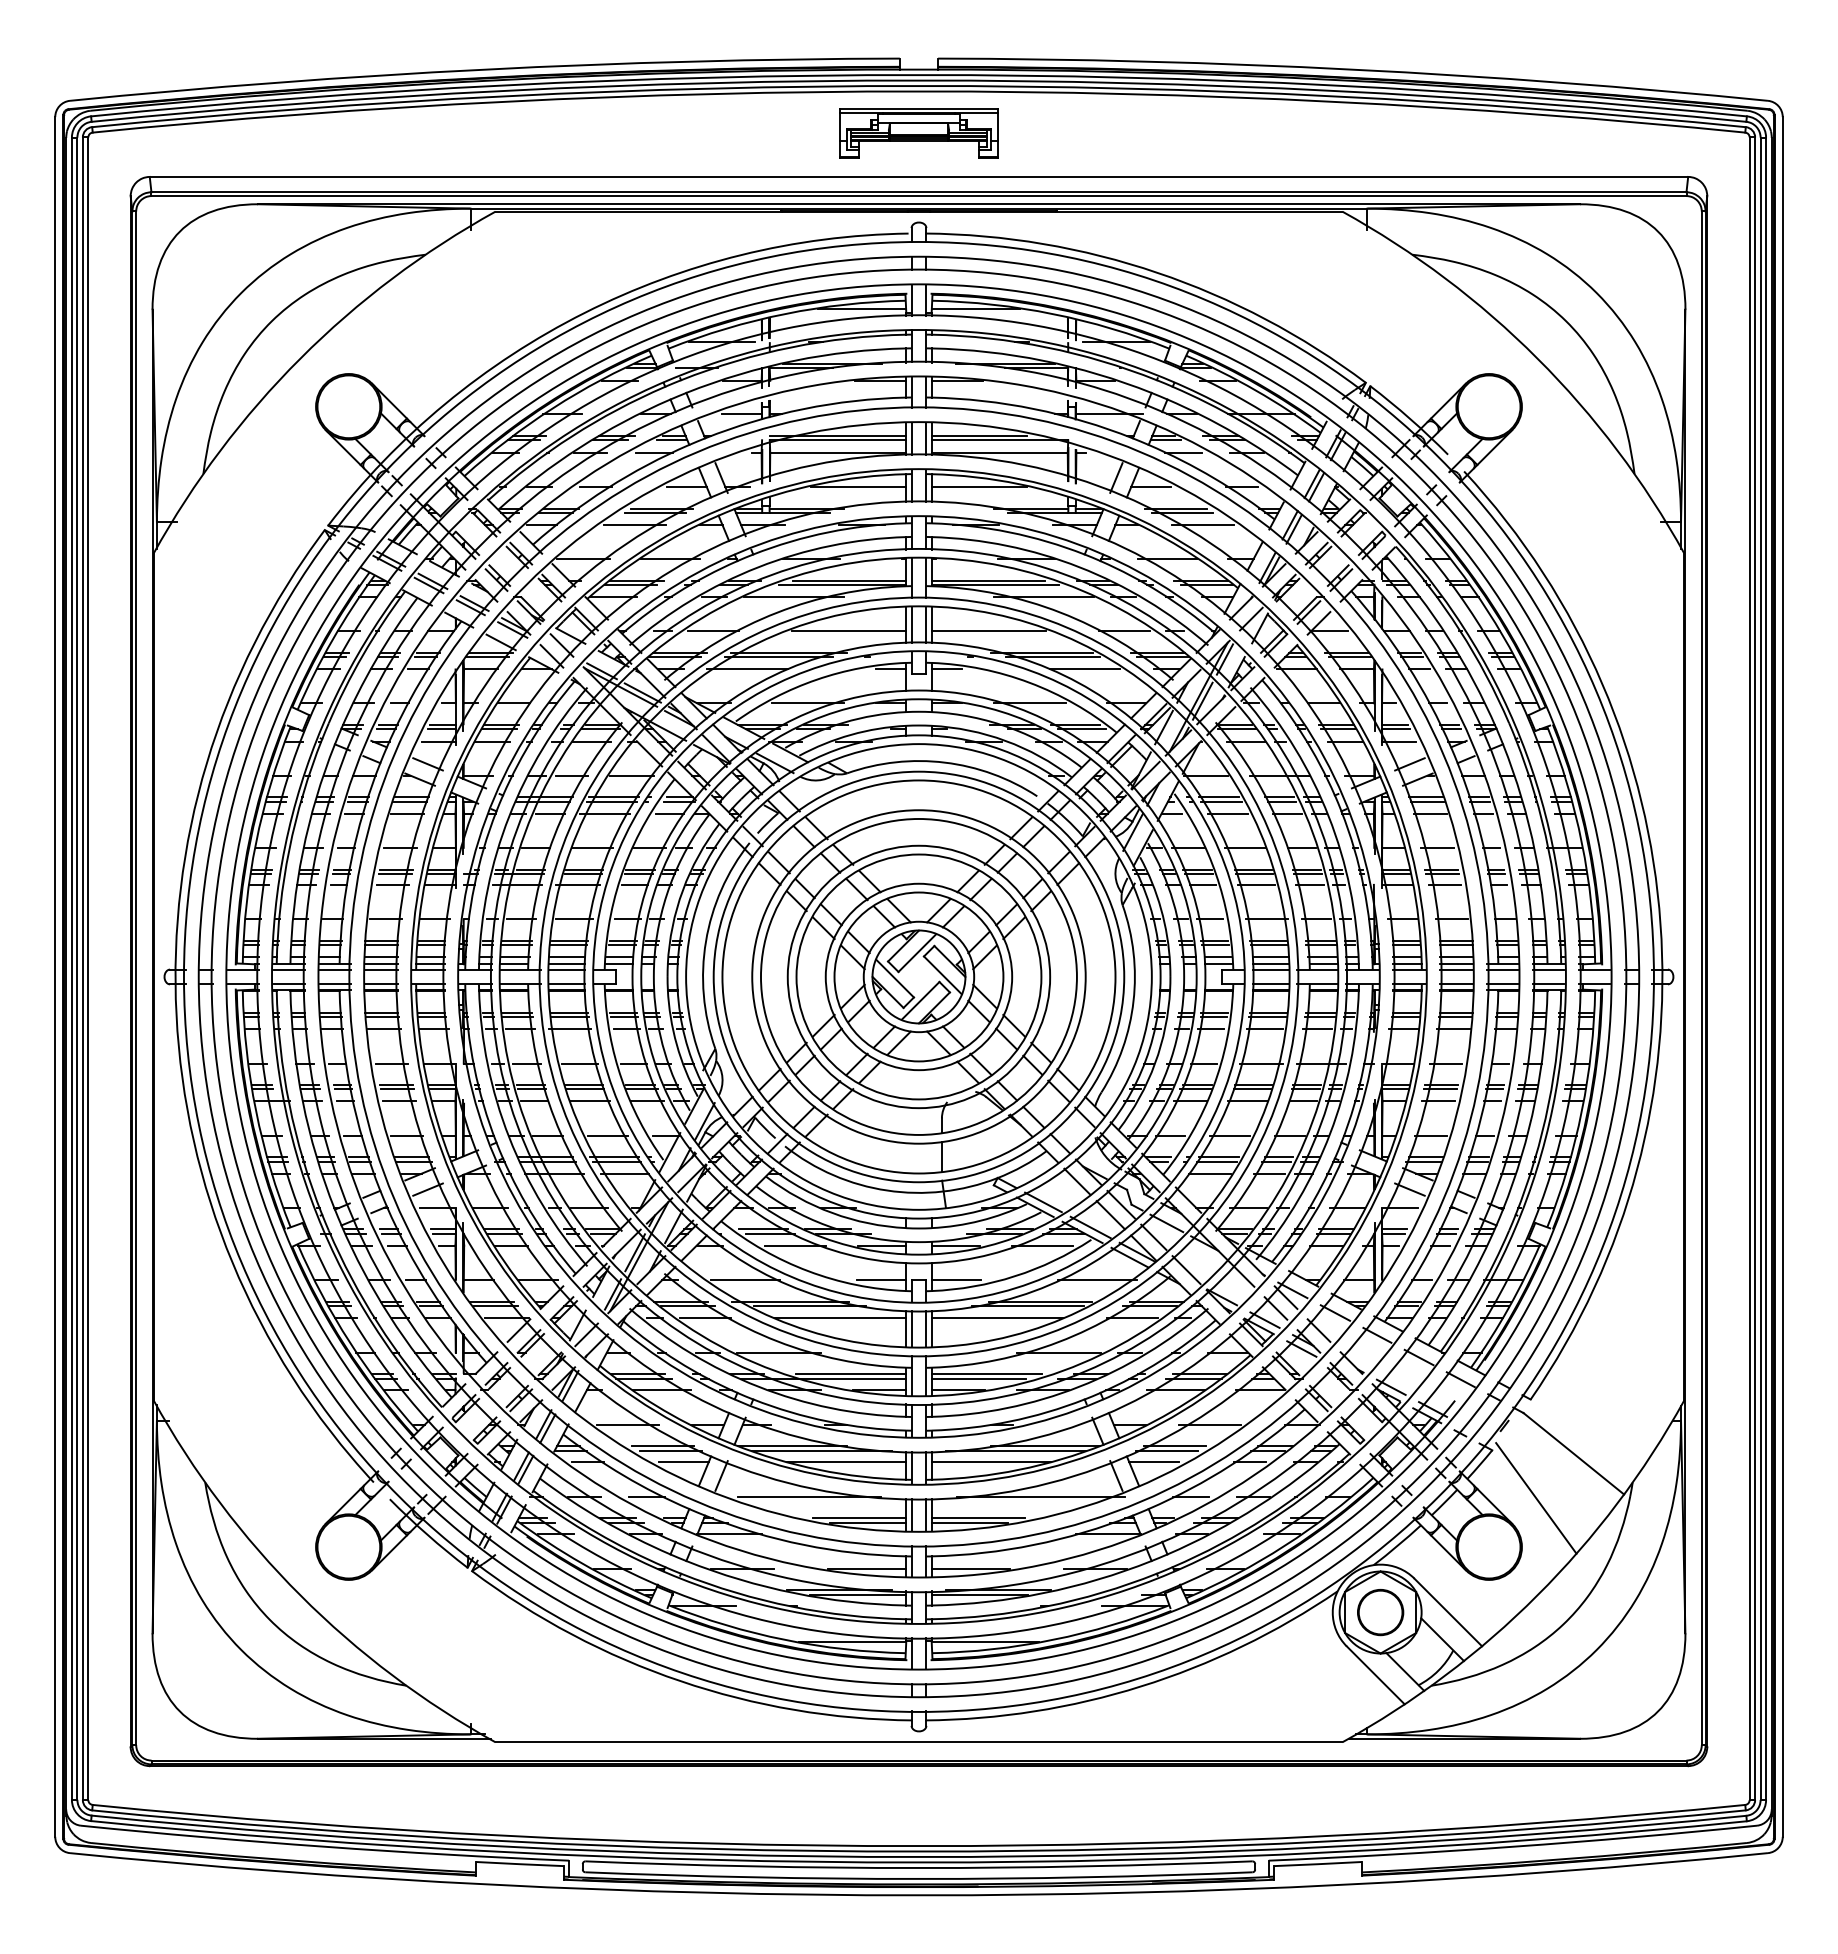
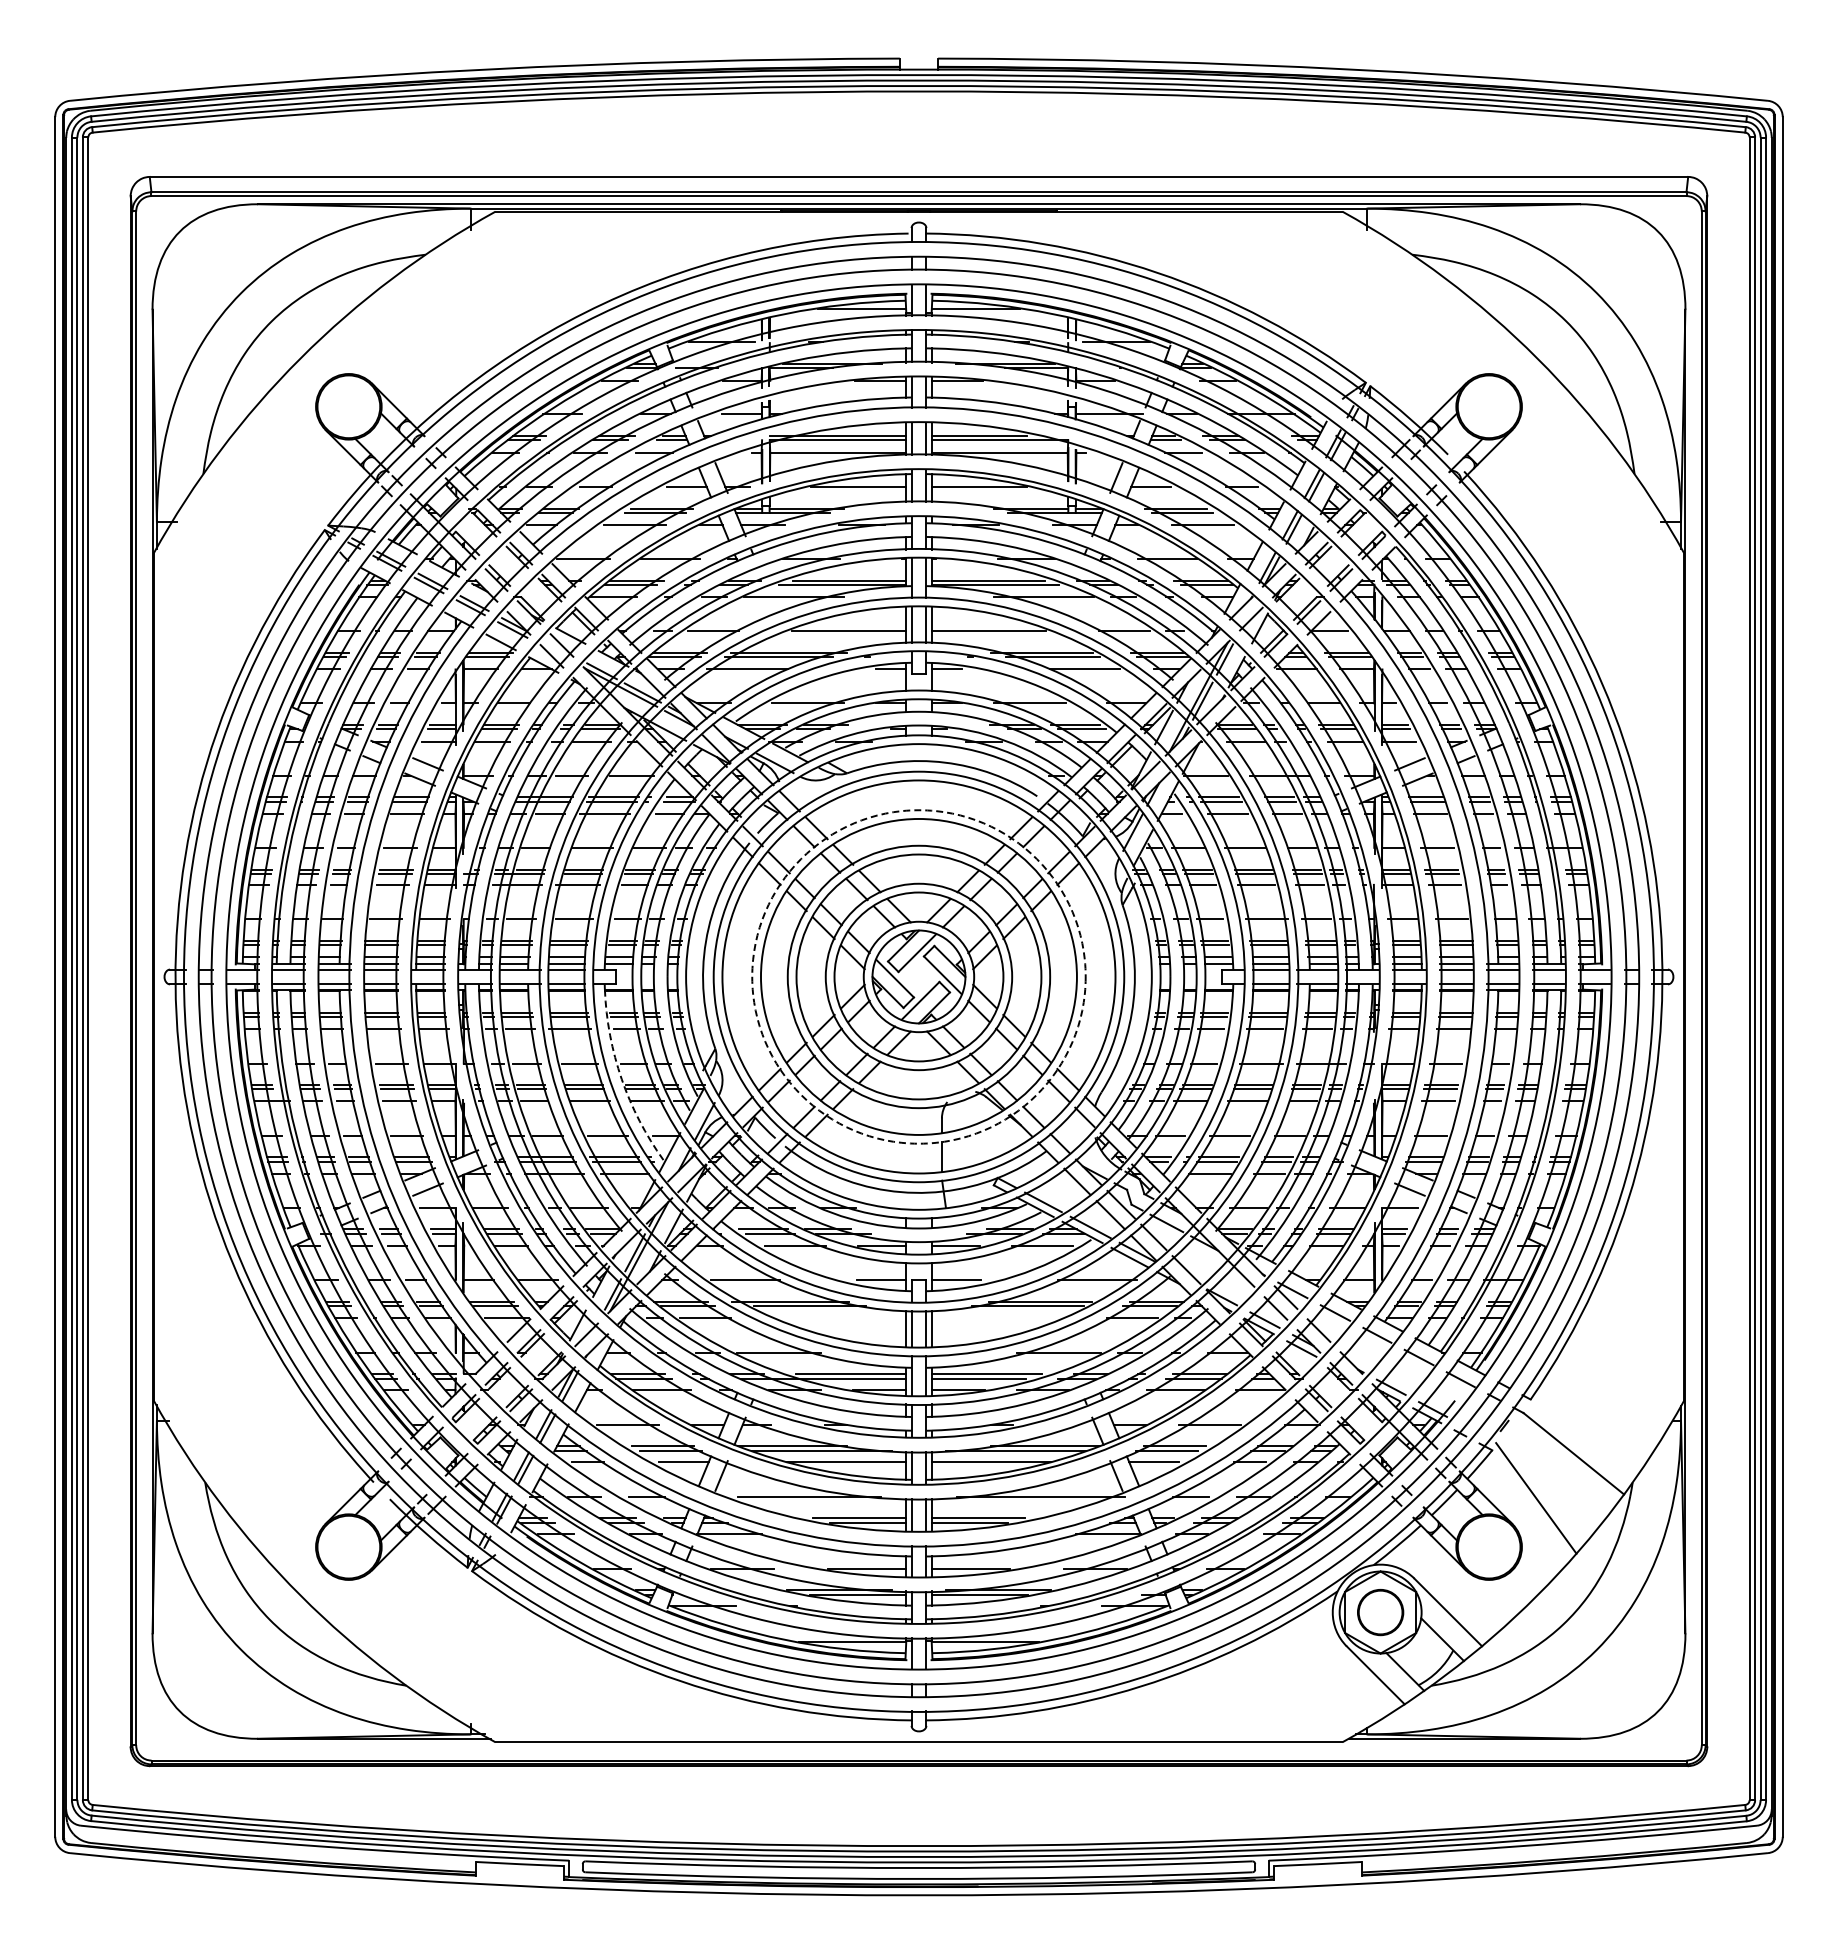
part: present -> none (918, 133)
circle: solid -> dashed (918, 976)
arc: solid -> dashed (621, 1079)
line: present -> none (840, 1317)
line: present -> none (997, 1317)
